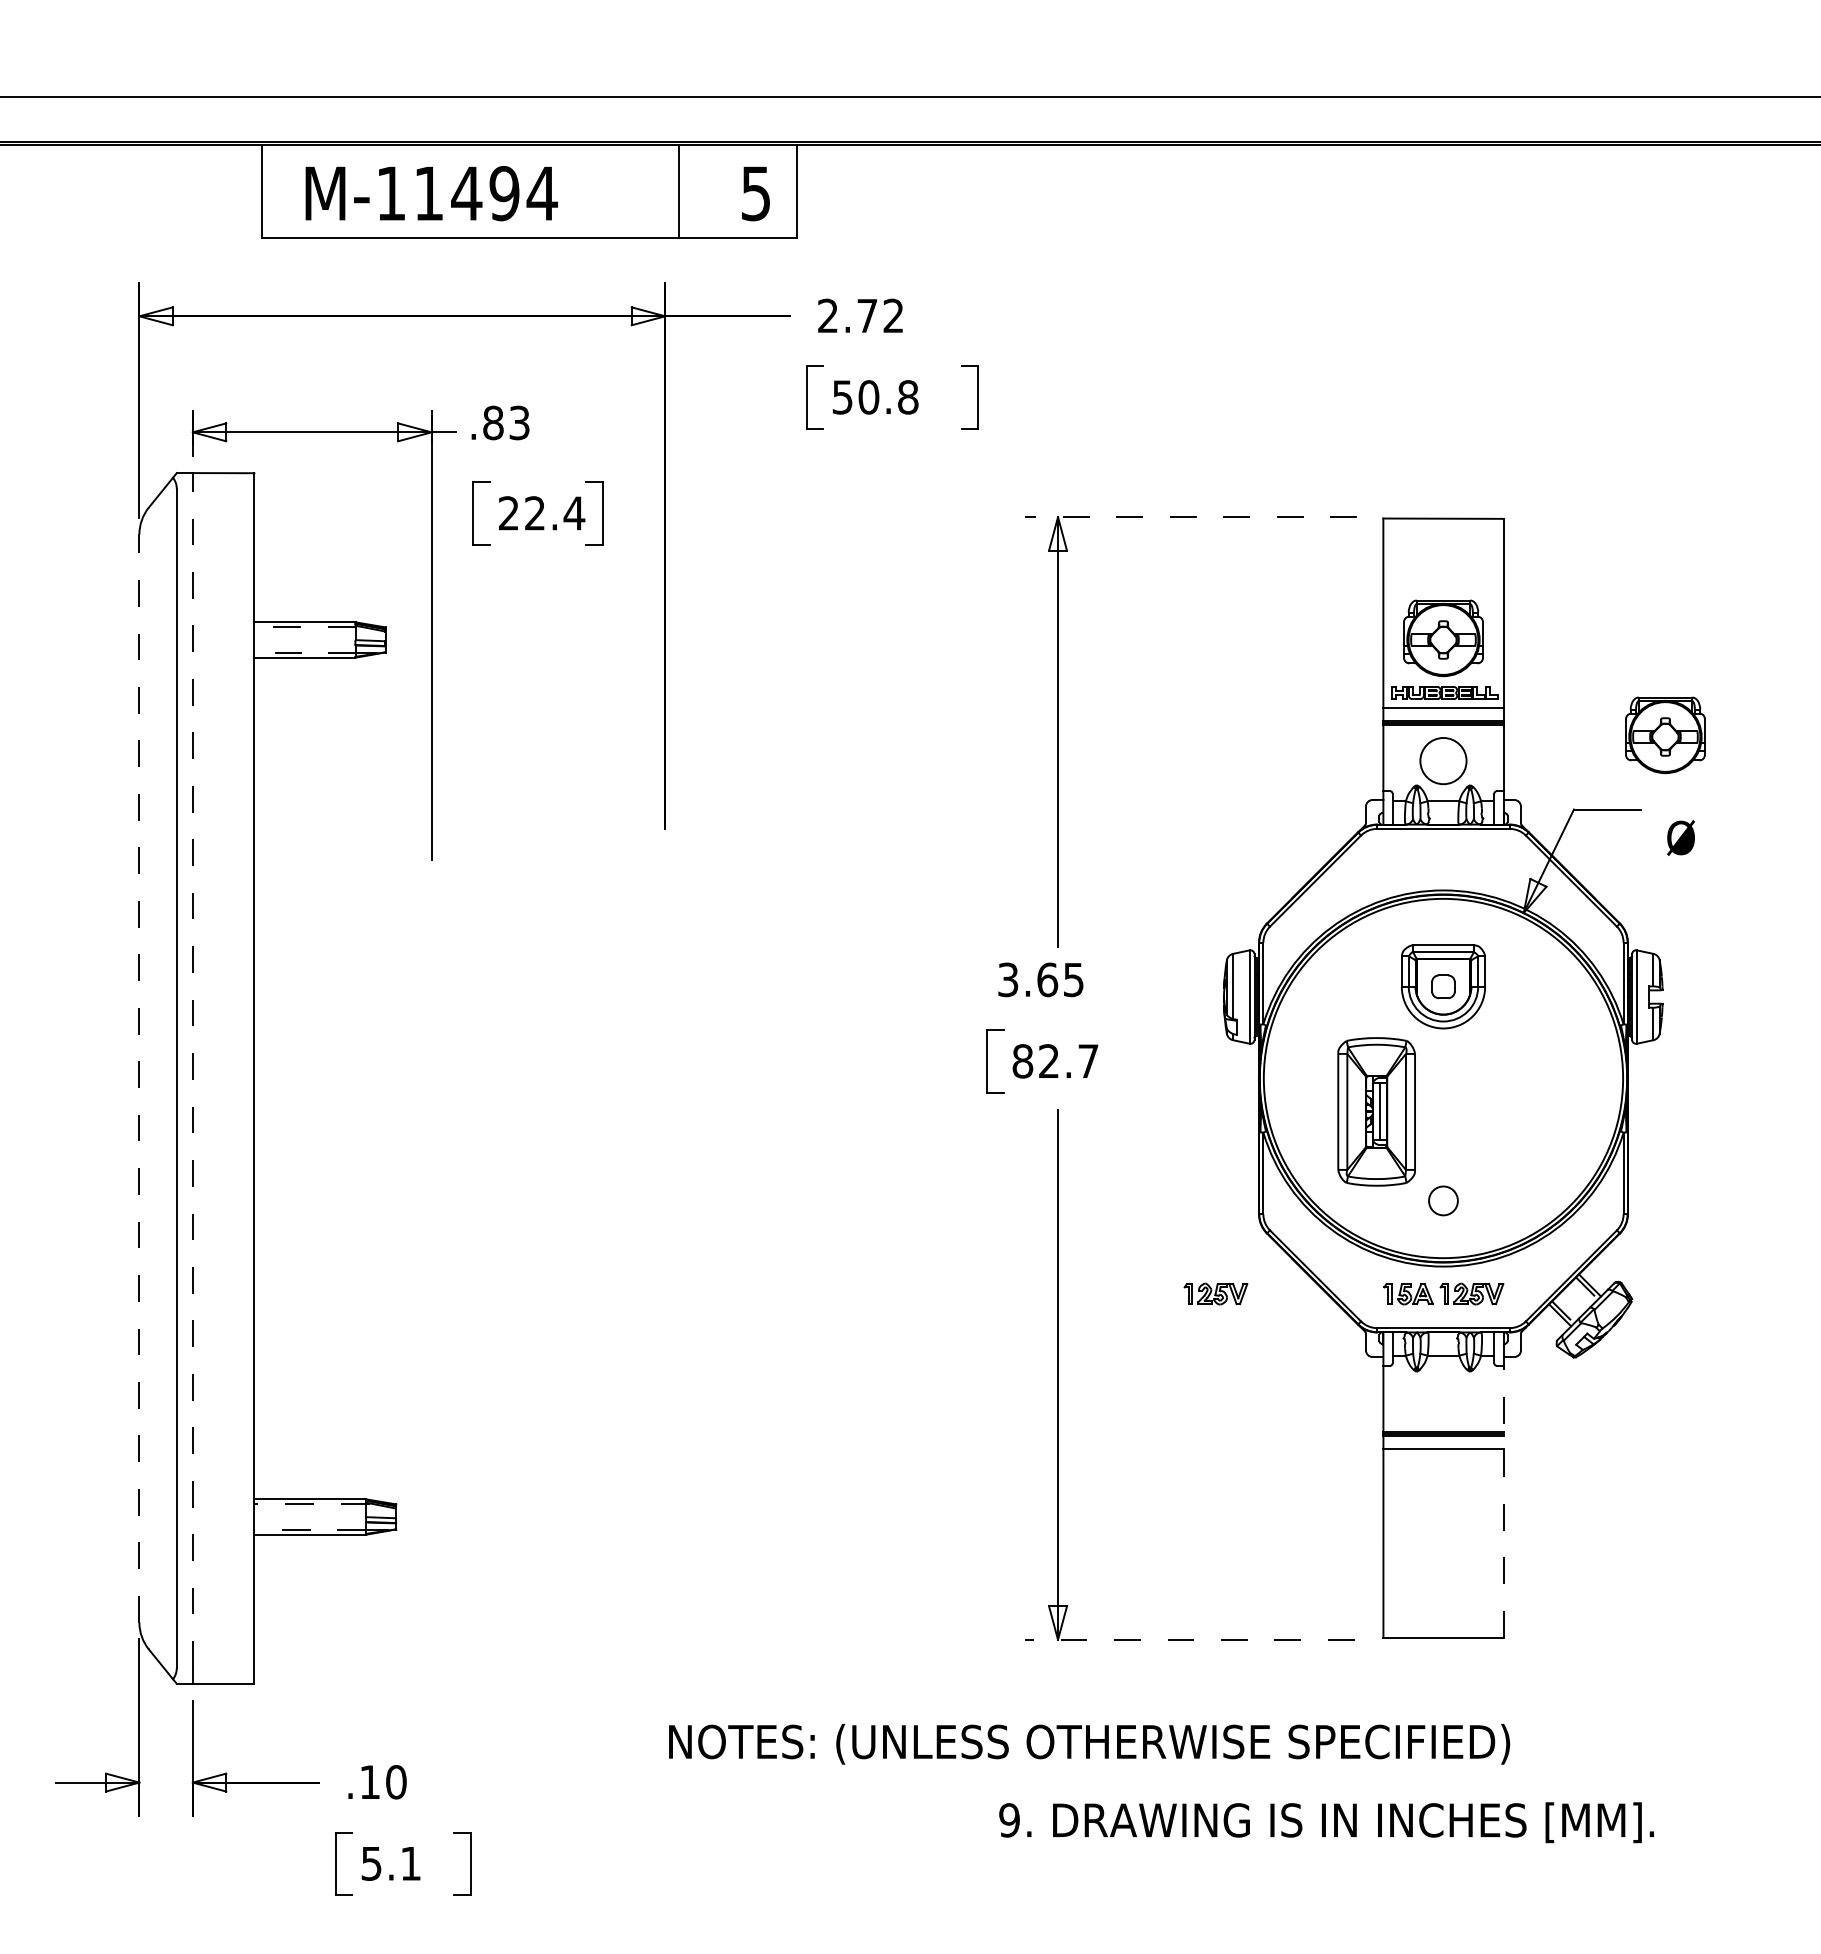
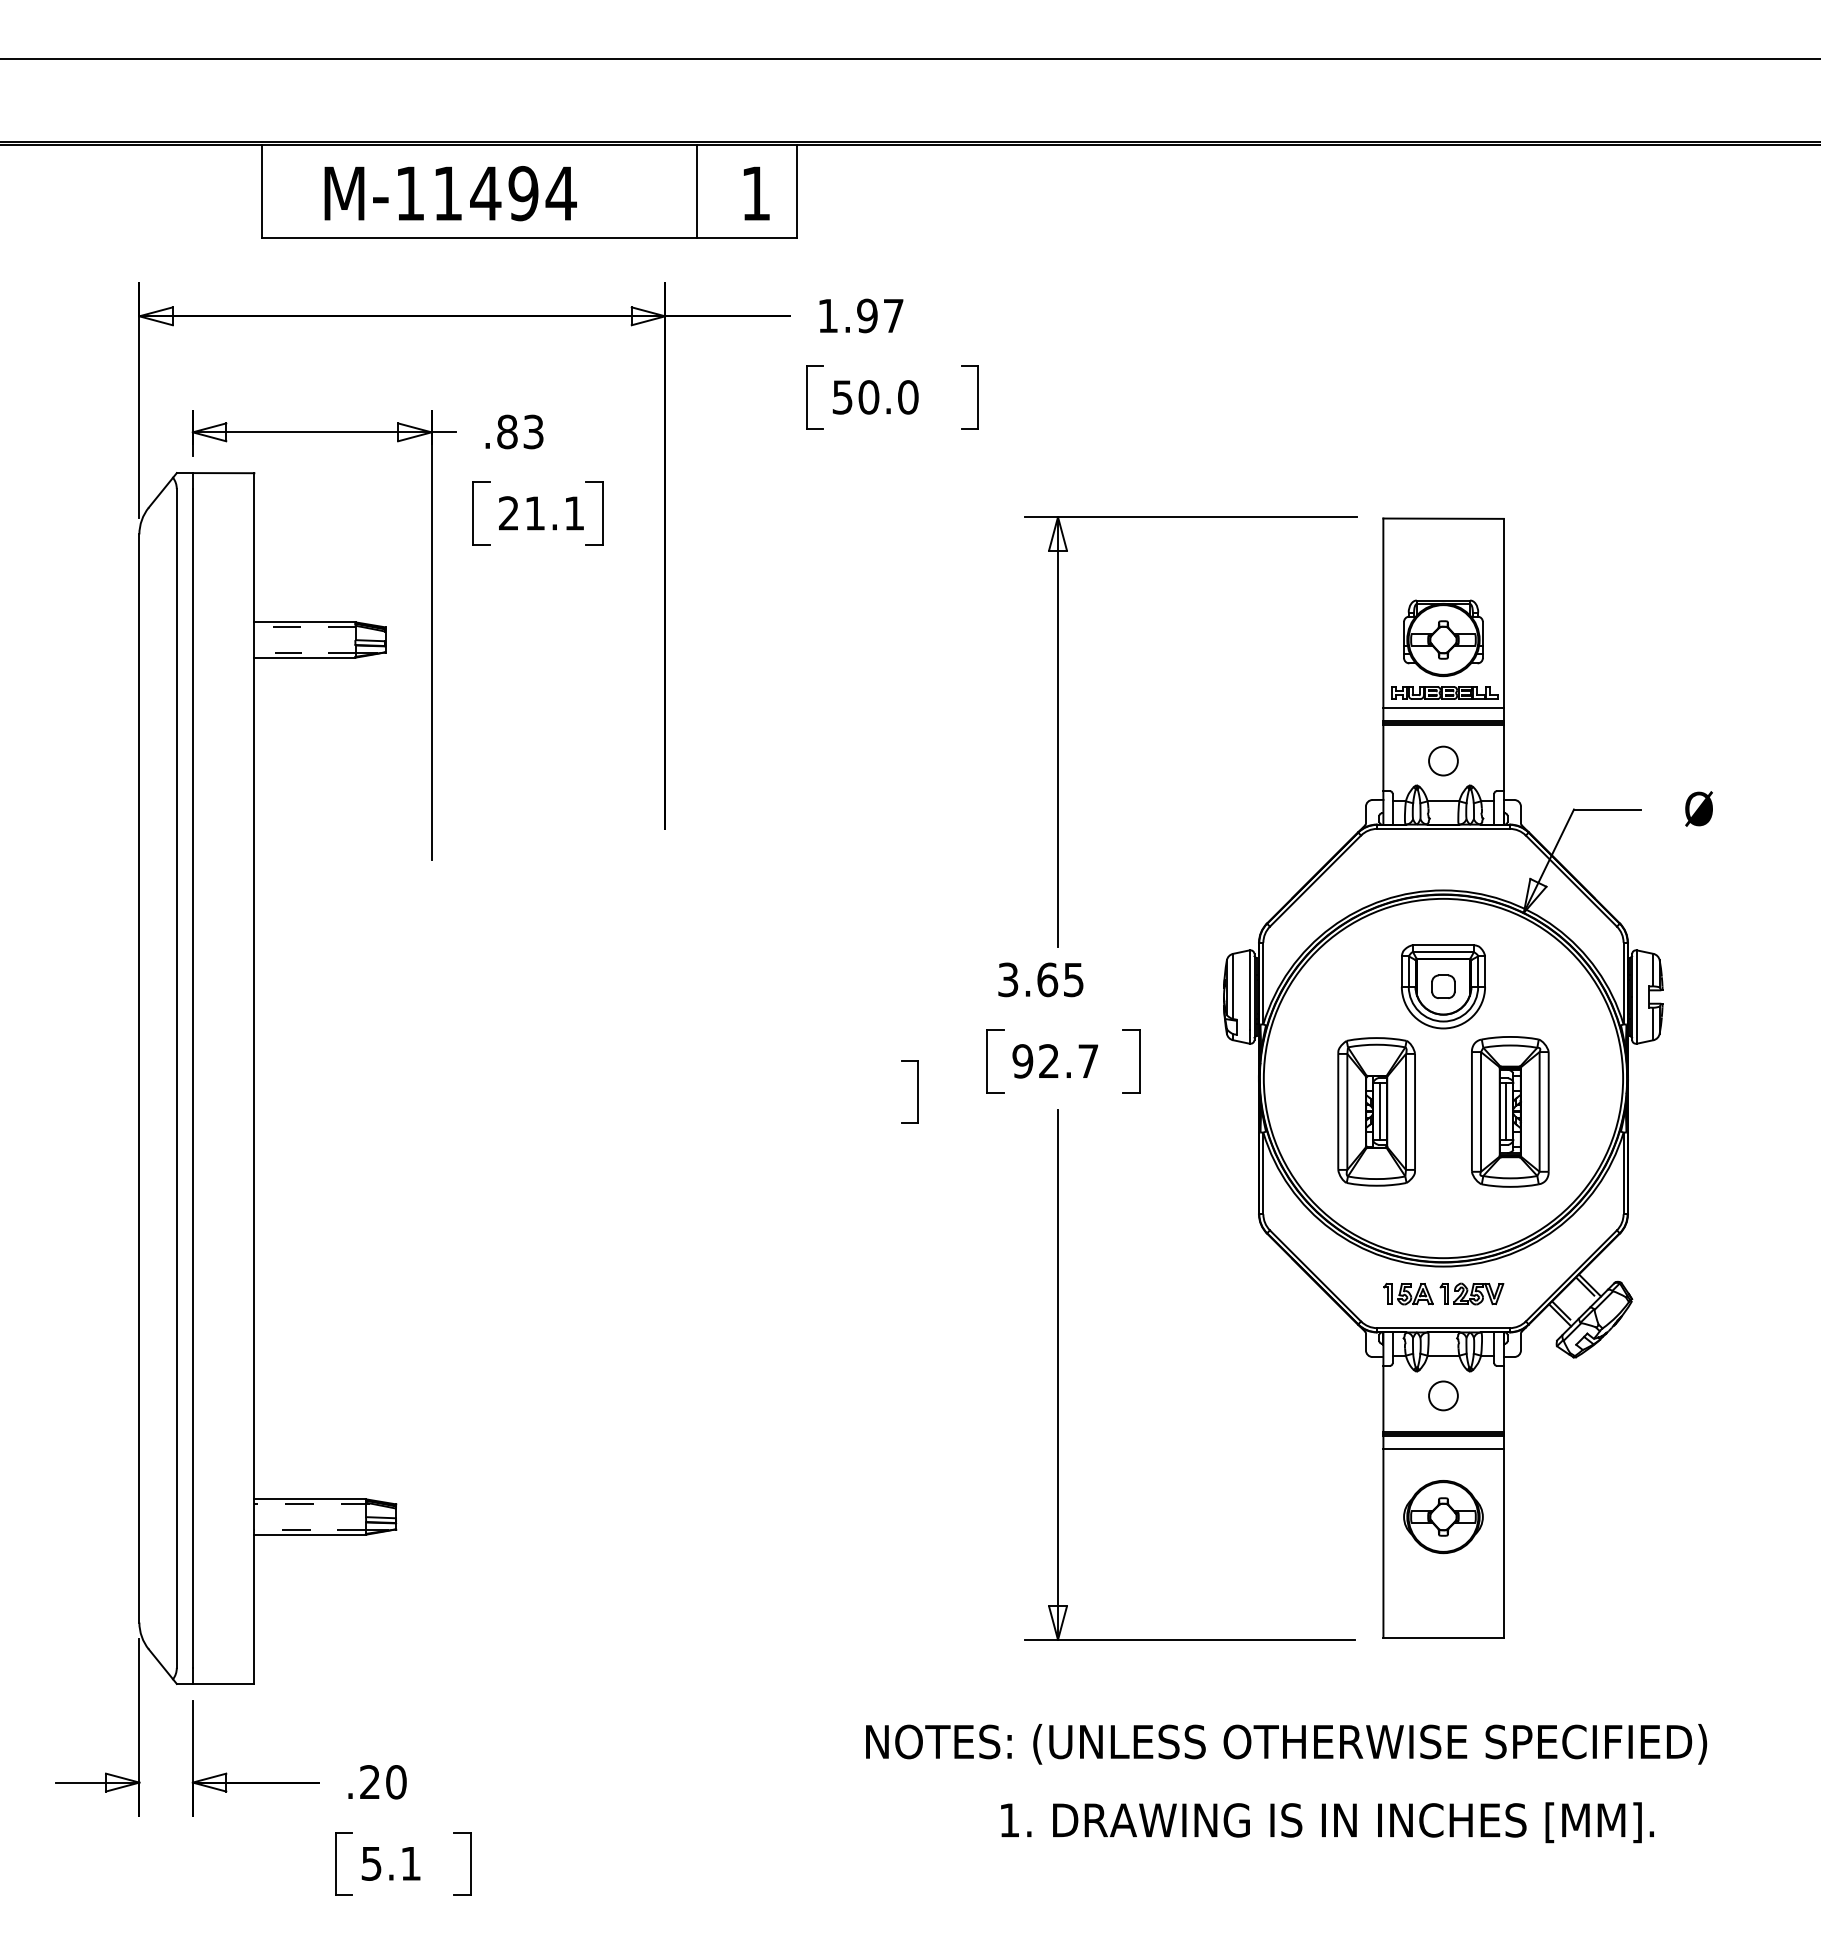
line position: (909, 96) -> (909, 58) (909, 58)
line position: (678, 191) -> (696, 191) (696, 191)
text position: (431, 193) -> (450, 193) (450, 193)
text: 5 -> 1 (755, 193)
text: 2.72 -> 1.97 (860, 315)
text: 50.8 -> 50.0 (908, 397)
text position: (500, 422) -> (514, 431) (514, 431)
text: 22.4 -> 21.1 (555, 513)
line: dashed -> solid (1190, 517)
part: present -> none (1665, 735)
circle diameter: 46 px -> 29 px (1443, 760)
text position: (1680, 837) -> (1698, 808) (1698, 808)
text: 82.7 -> 92.7 (1022, 1061)
part: none -> present (1139, 1061)
line: dashed -> solid (139, 1078)
line: dashed -> solid (192, 1078)
part: none -> present (917, 1091)
part: none -> present (1510, 1111)
circle position: (1443, 1200) -> (1443, 1395) (1443, 1395)
part: present -> none (1215, 1293)
line: dashed -> solid (1503, 1484)
part: none -> present (1443, 1517)
line: dashed -> solid (1189, 1639)
text position: (1089, 1744) -> (1286, 1744) (1286, 1744)
text: .10 -> .20 (369, 1781)
text: 9. -> 1. (1009, 1820)
